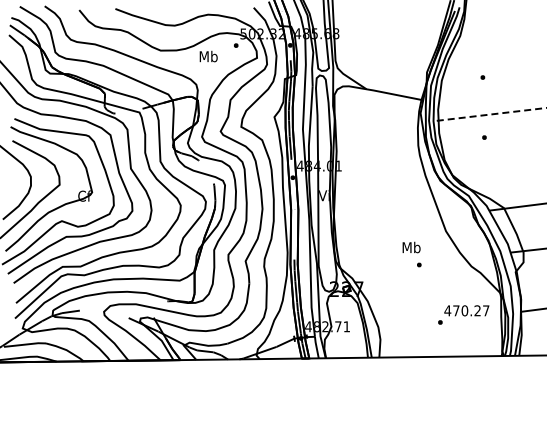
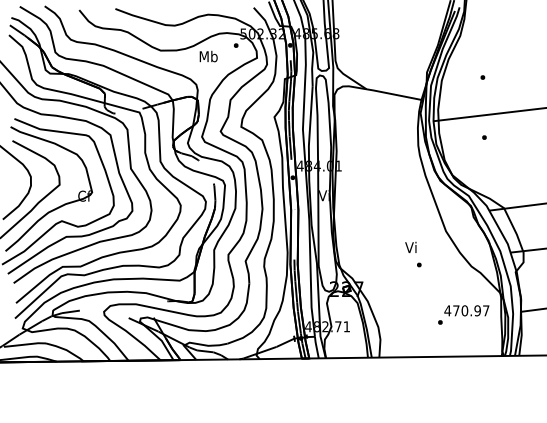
line: dashed -> solid (489, 114)
text: Mb -> Vi (411, 247)
text: 470.27 -> 470.97 (477, 310)
